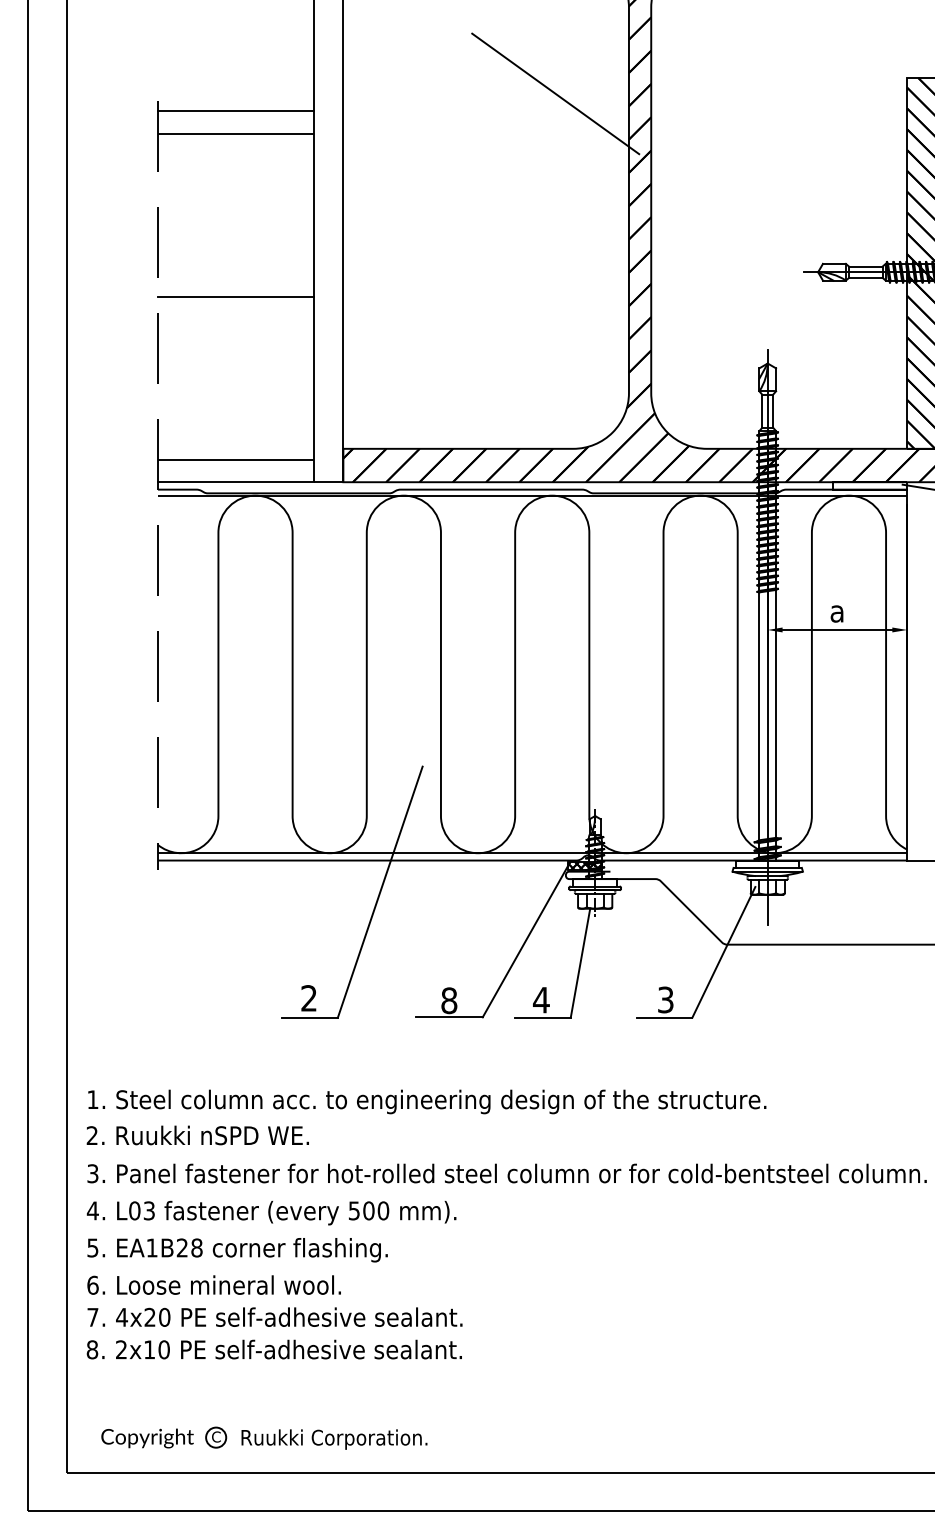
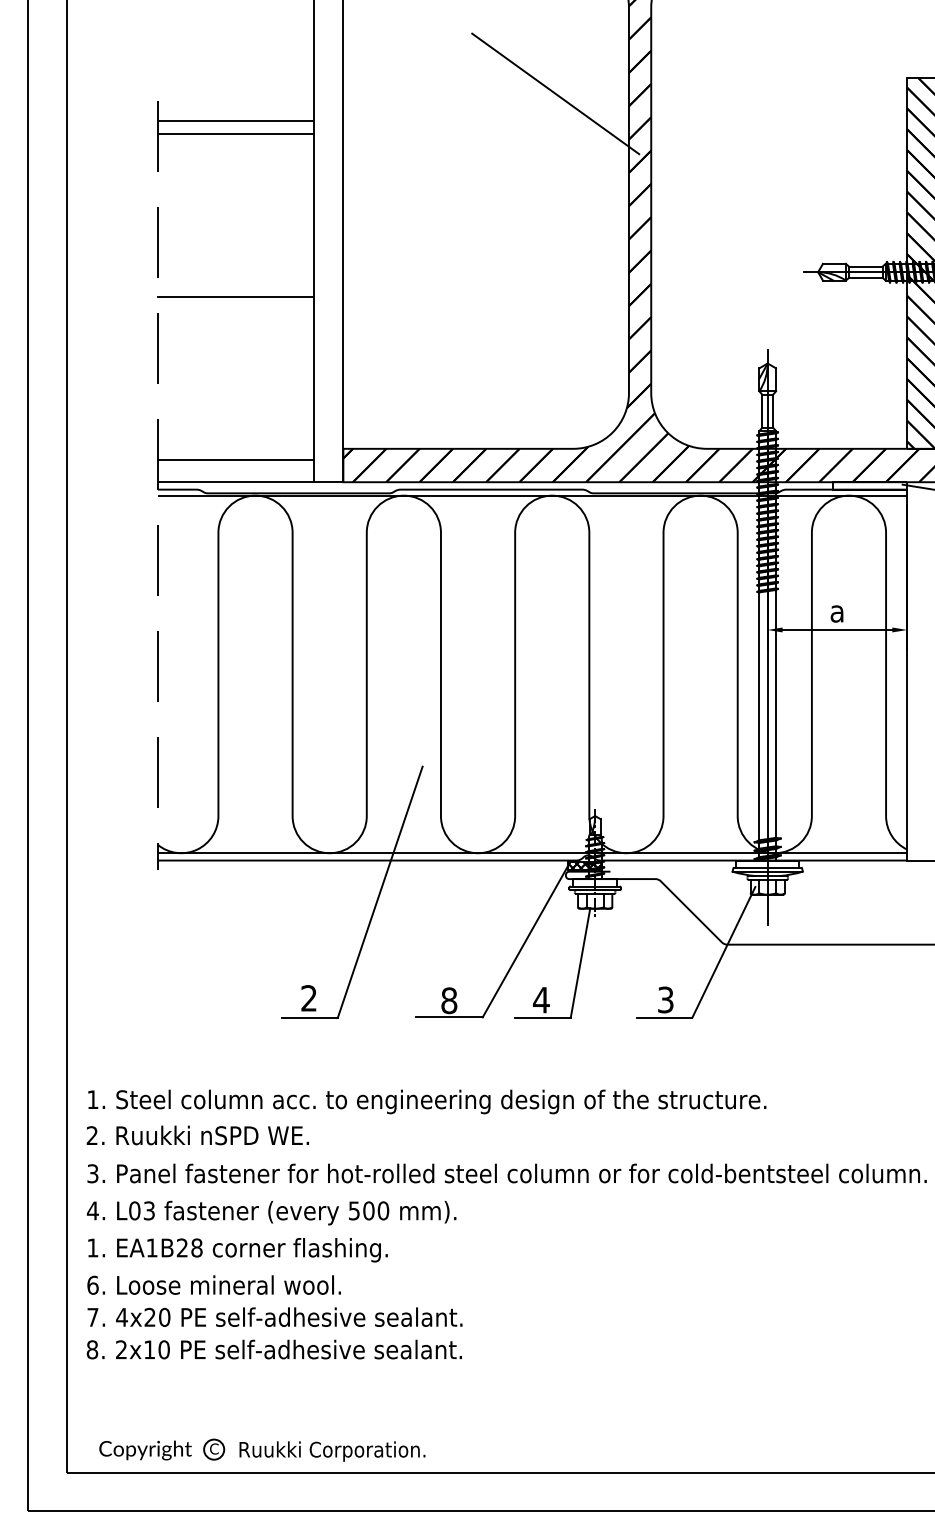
line position: (235, 111) -> (235, 121) (235, 121)
text: 5. -> 1. (92, 1247)
part position: (264, 1437) -> (262, 1449) (262, 1449)
